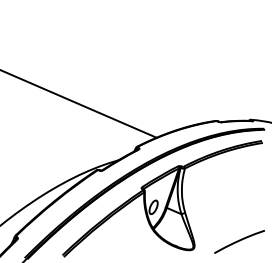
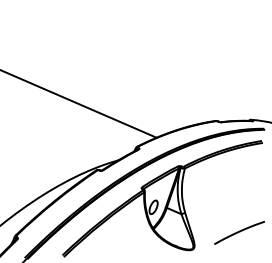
curve position: (239, 241) -> (239, 232) (239, 232)
